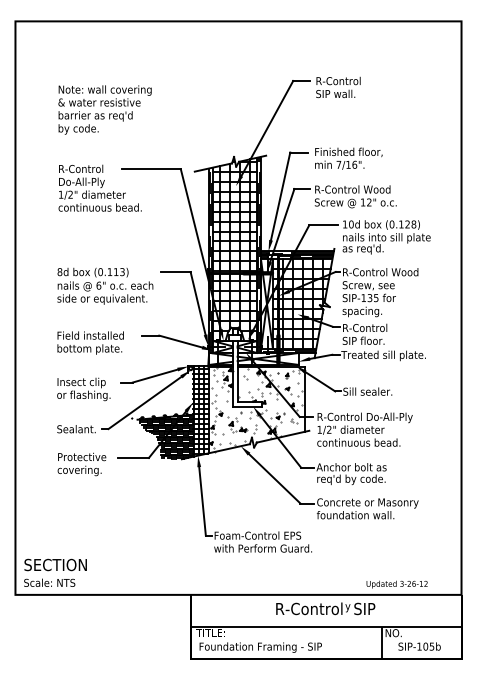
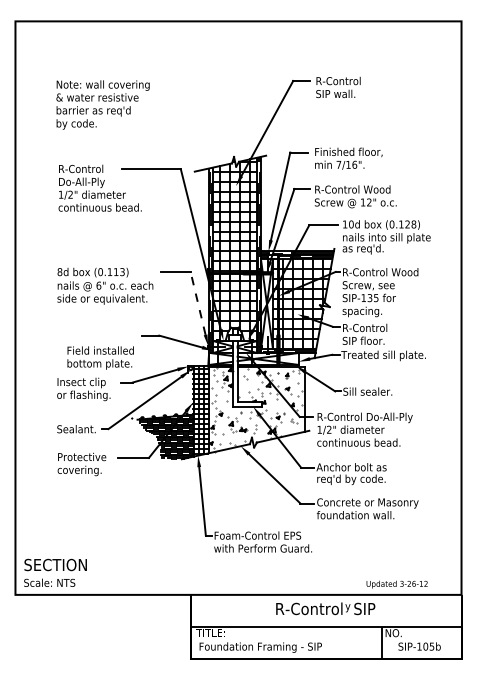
text position: (104, 109) -> (102, 104) (102, 104)
line: solid -> dashed (197, 302)
text position: (90, 342) -> (100, 357) (100, 357)
